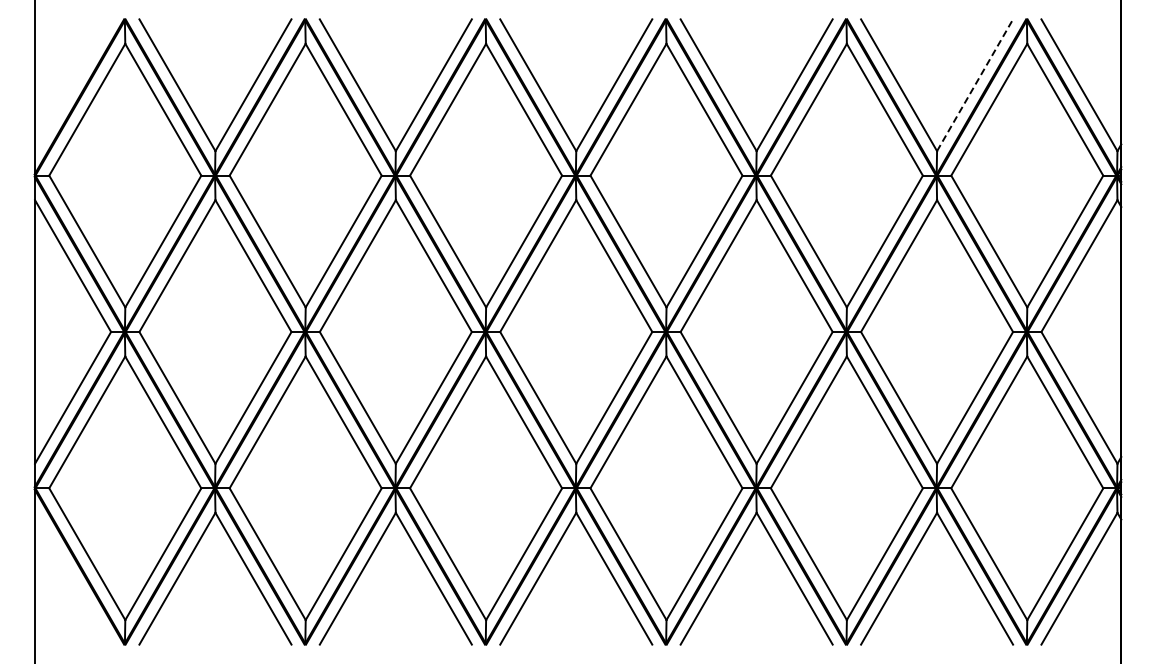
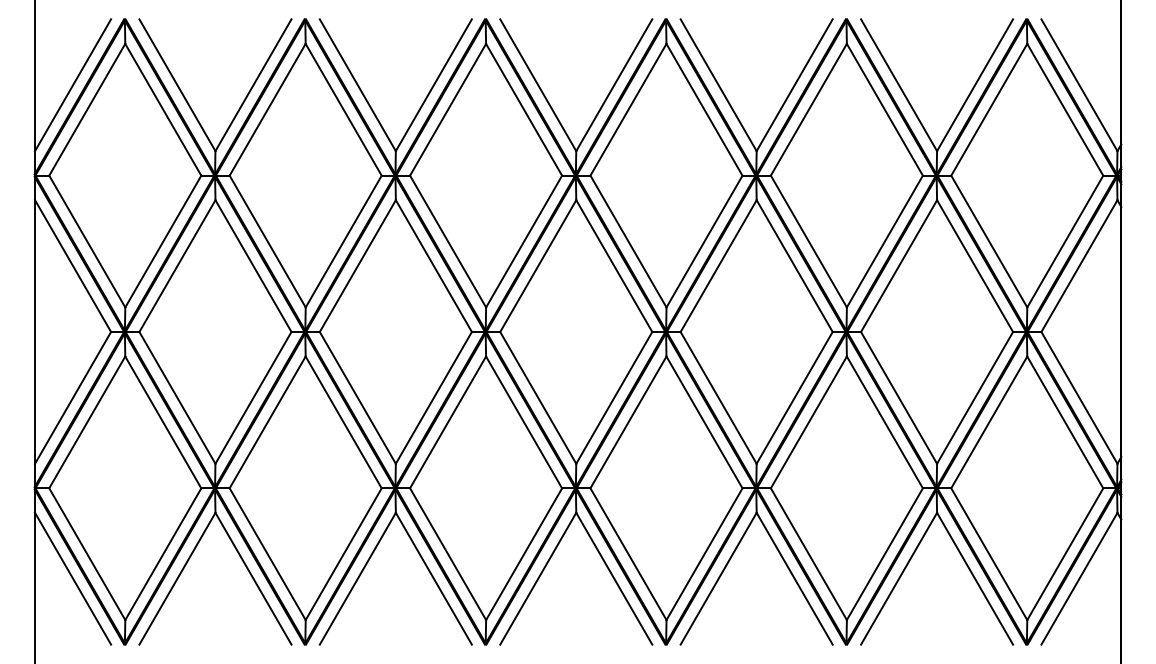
line: dashed -> solid (975, 84)
line: none -> present (73, 85)
line: none -> present (73, 578)
